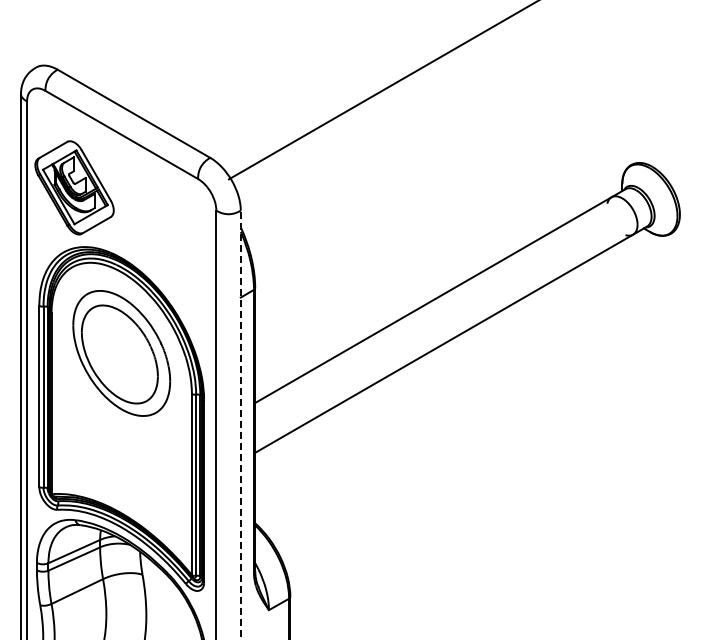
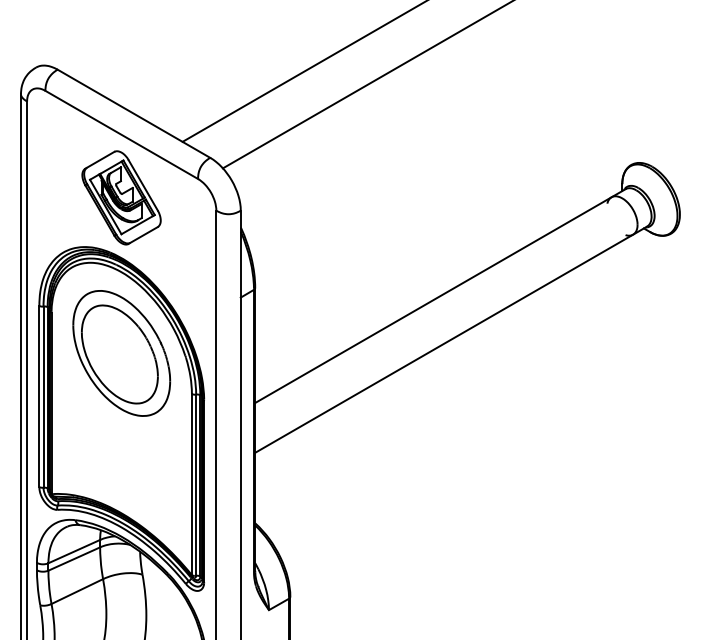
line: none -> present (303, 71)
line position: (381, 90) -> (366, 85) (366, 85)
part position: (74, 187) -> (121, 197) (121, 197)
line: dashed -> solid (240, 424)
